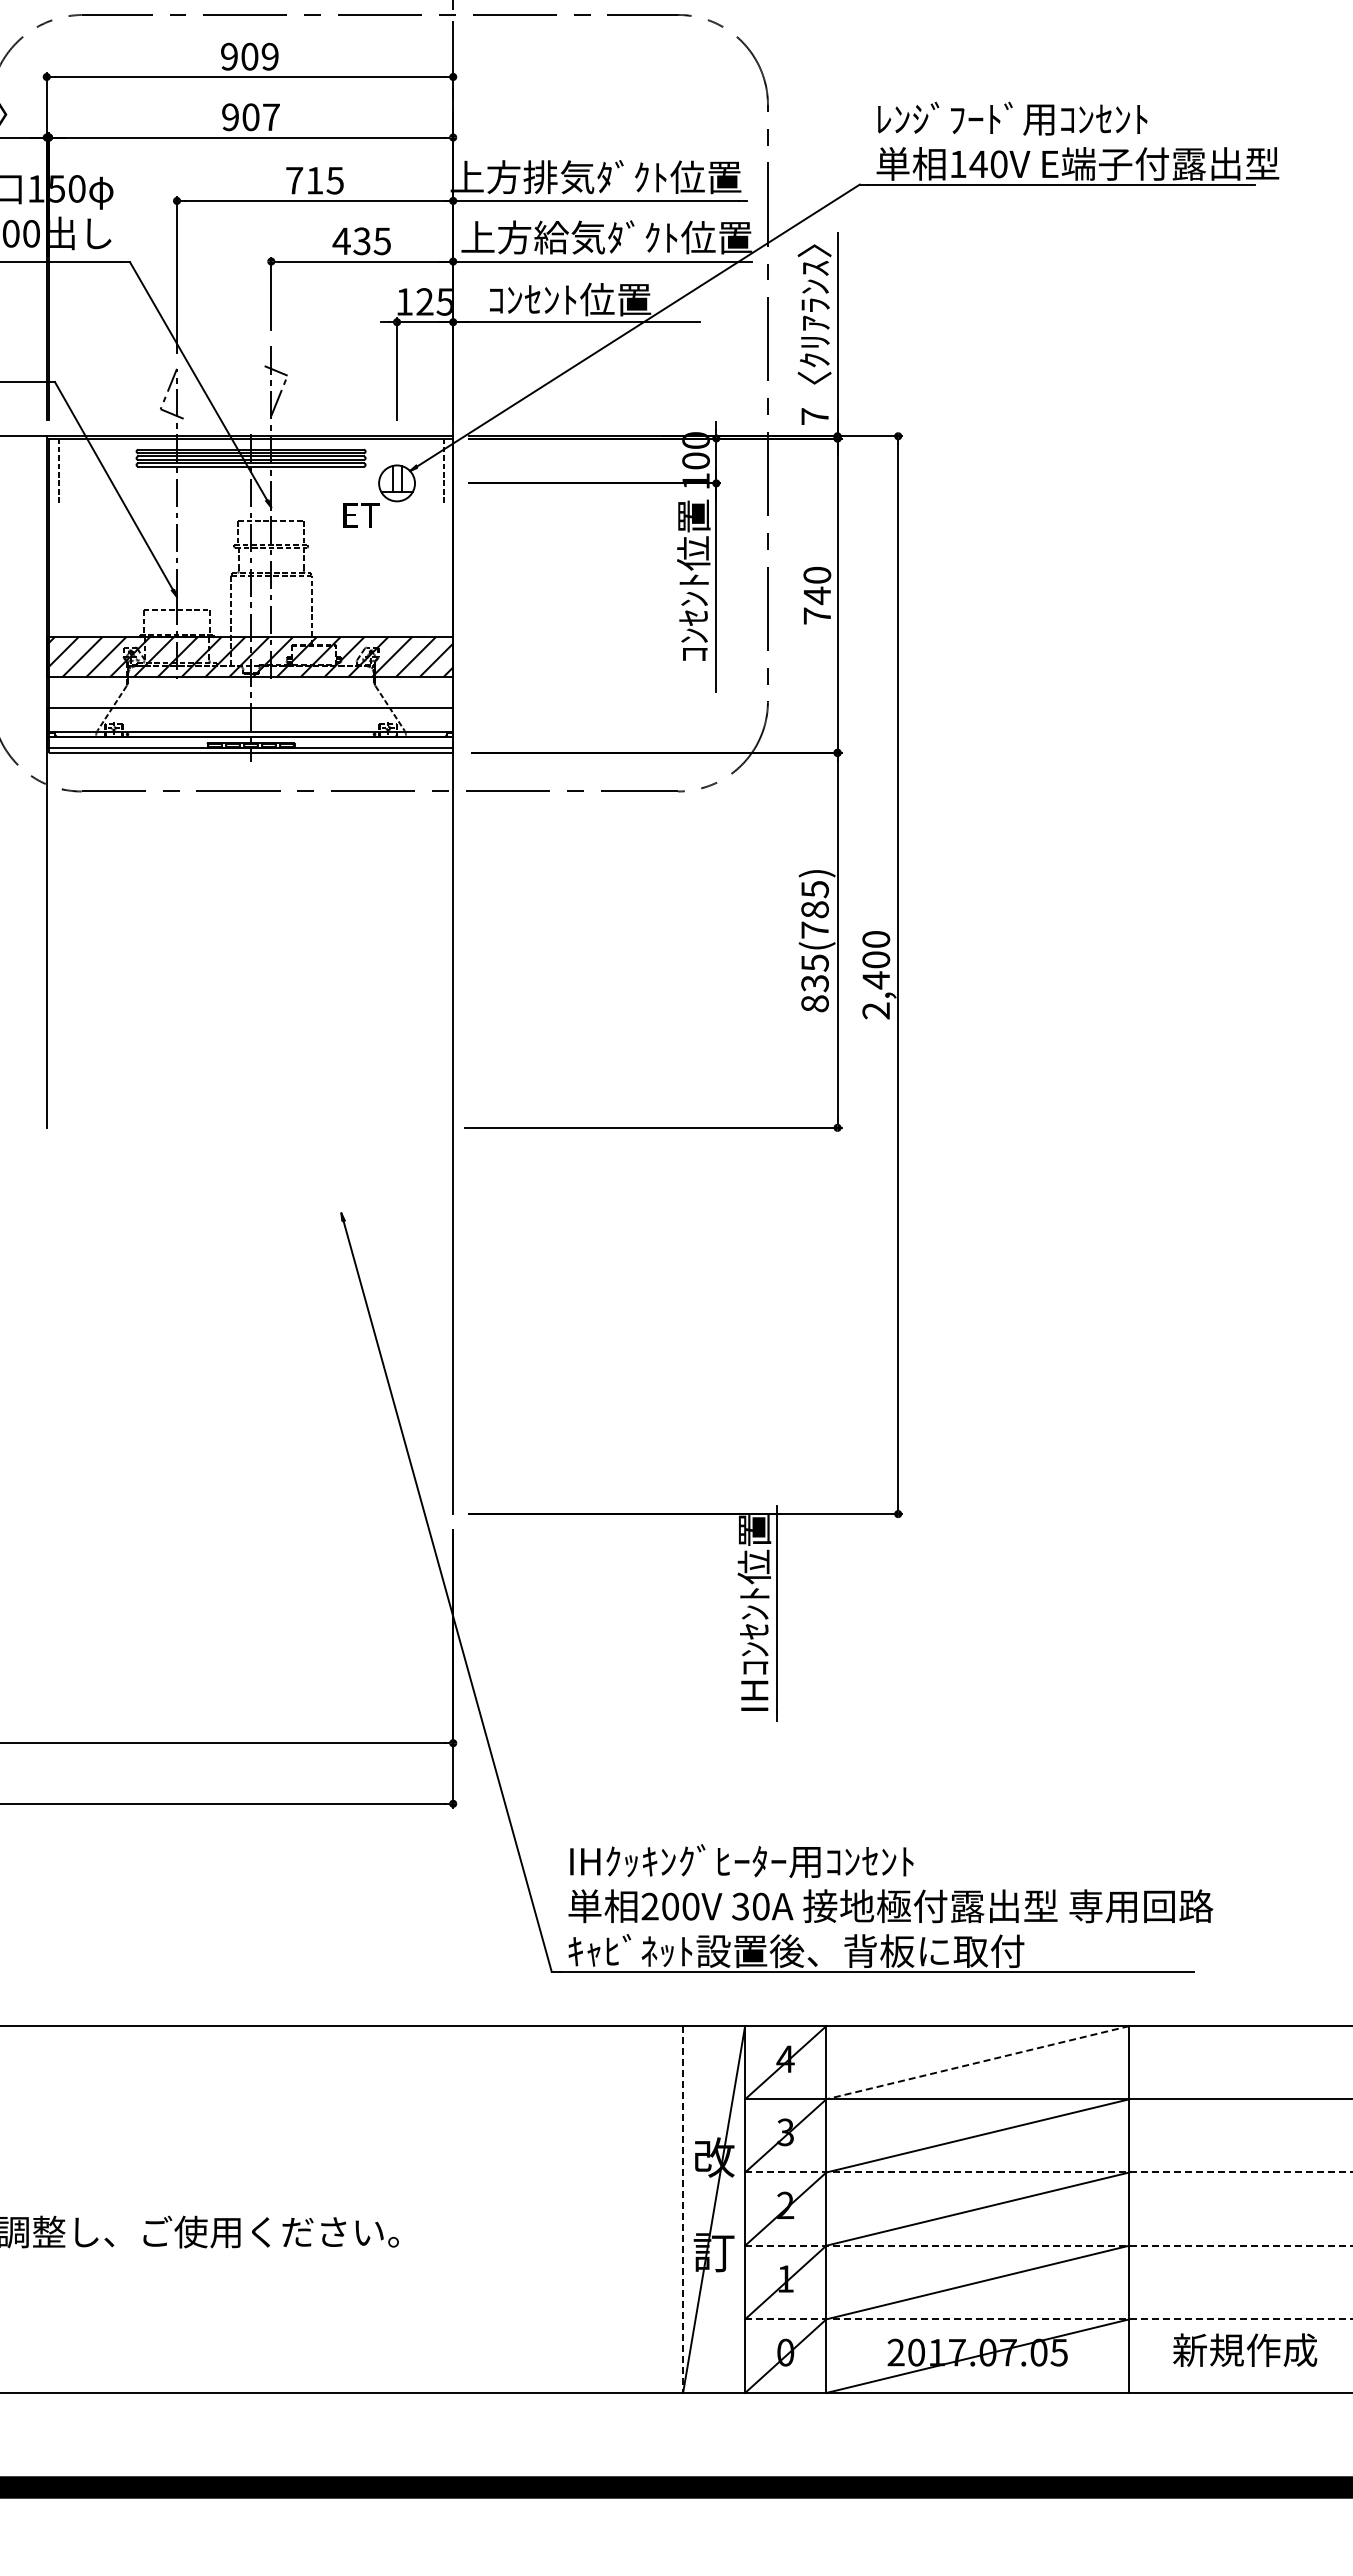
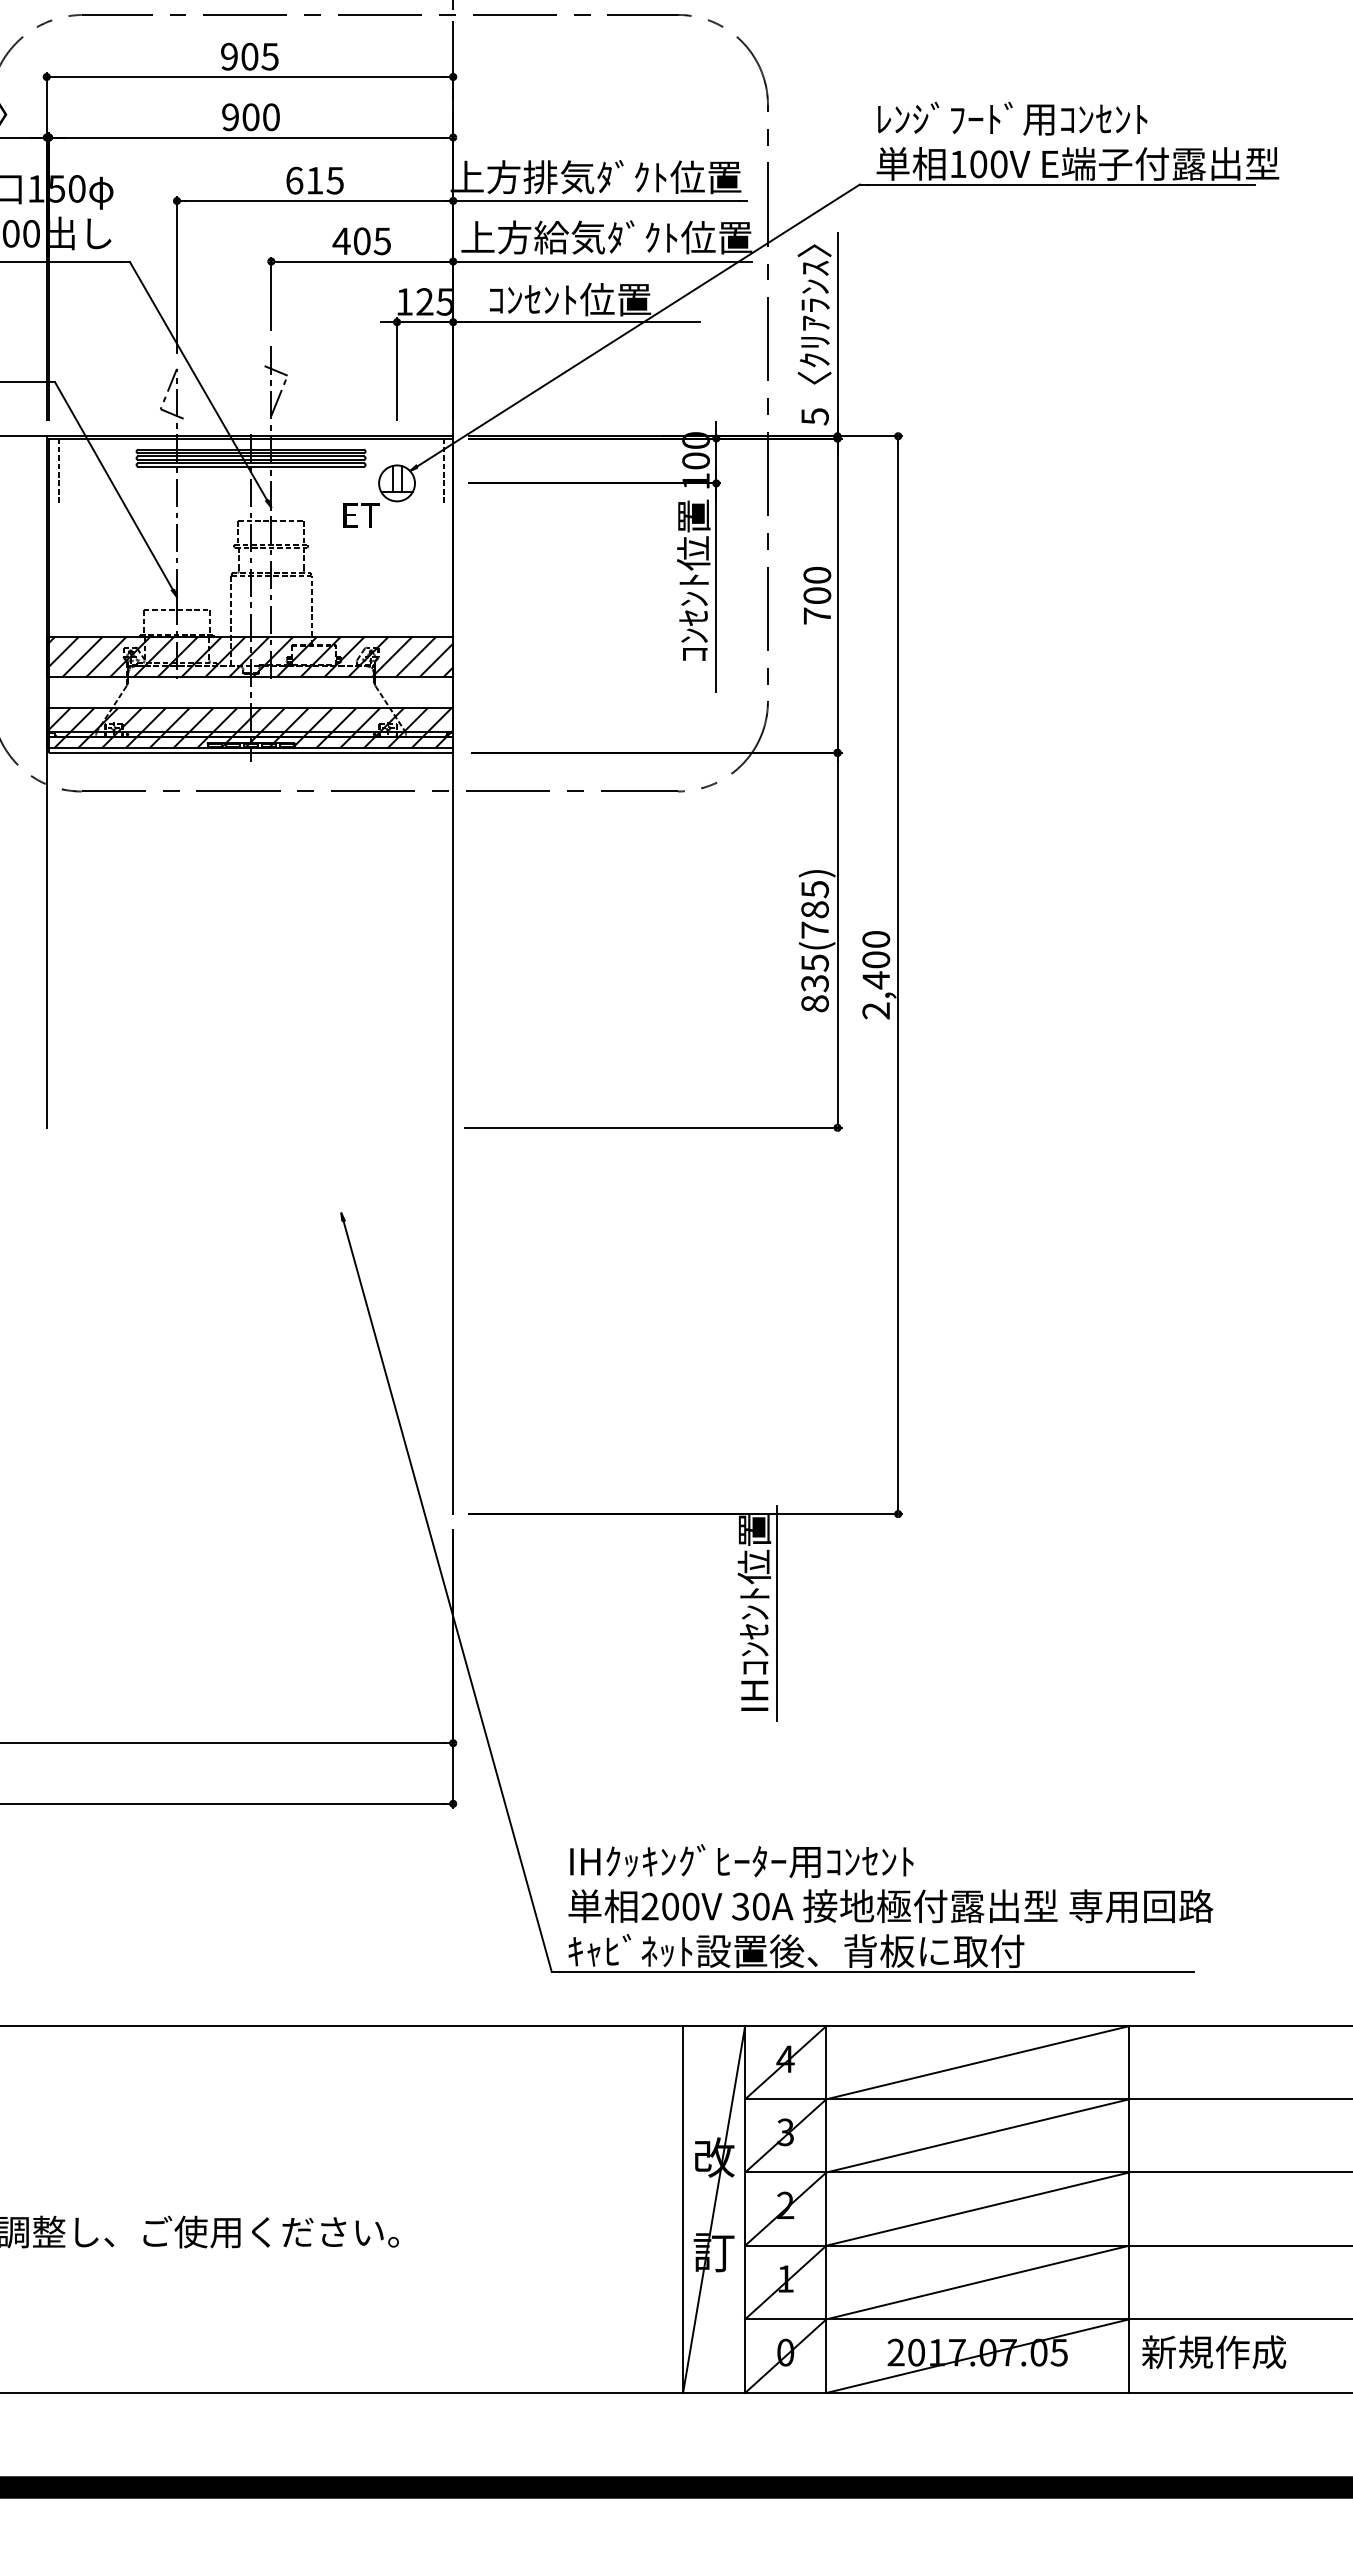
text: 909 -> 905 (269, 56)
text: 907 -> 900 (271, 117)
text: 140V -> 100V (978, 164)
text: 715 -> 615 (294, 180)
text: 435 -> 405 (361, 241)
text: 7 -> 5 (814, 416)
text: 740 -> 700 (817, 595)
hatch: none -> present (250, 727)
line: dashed -> solid (977, 2062)
line: dashed -> solid (1049, 2172)
line: dashed -> solid (683, 2210)
line: dashed -> solid (1049, 2245)
line: dashed -> solid (1049, 2319)
text position: (1245, 2349) -> (1214, 2351) (1214, 2351)
